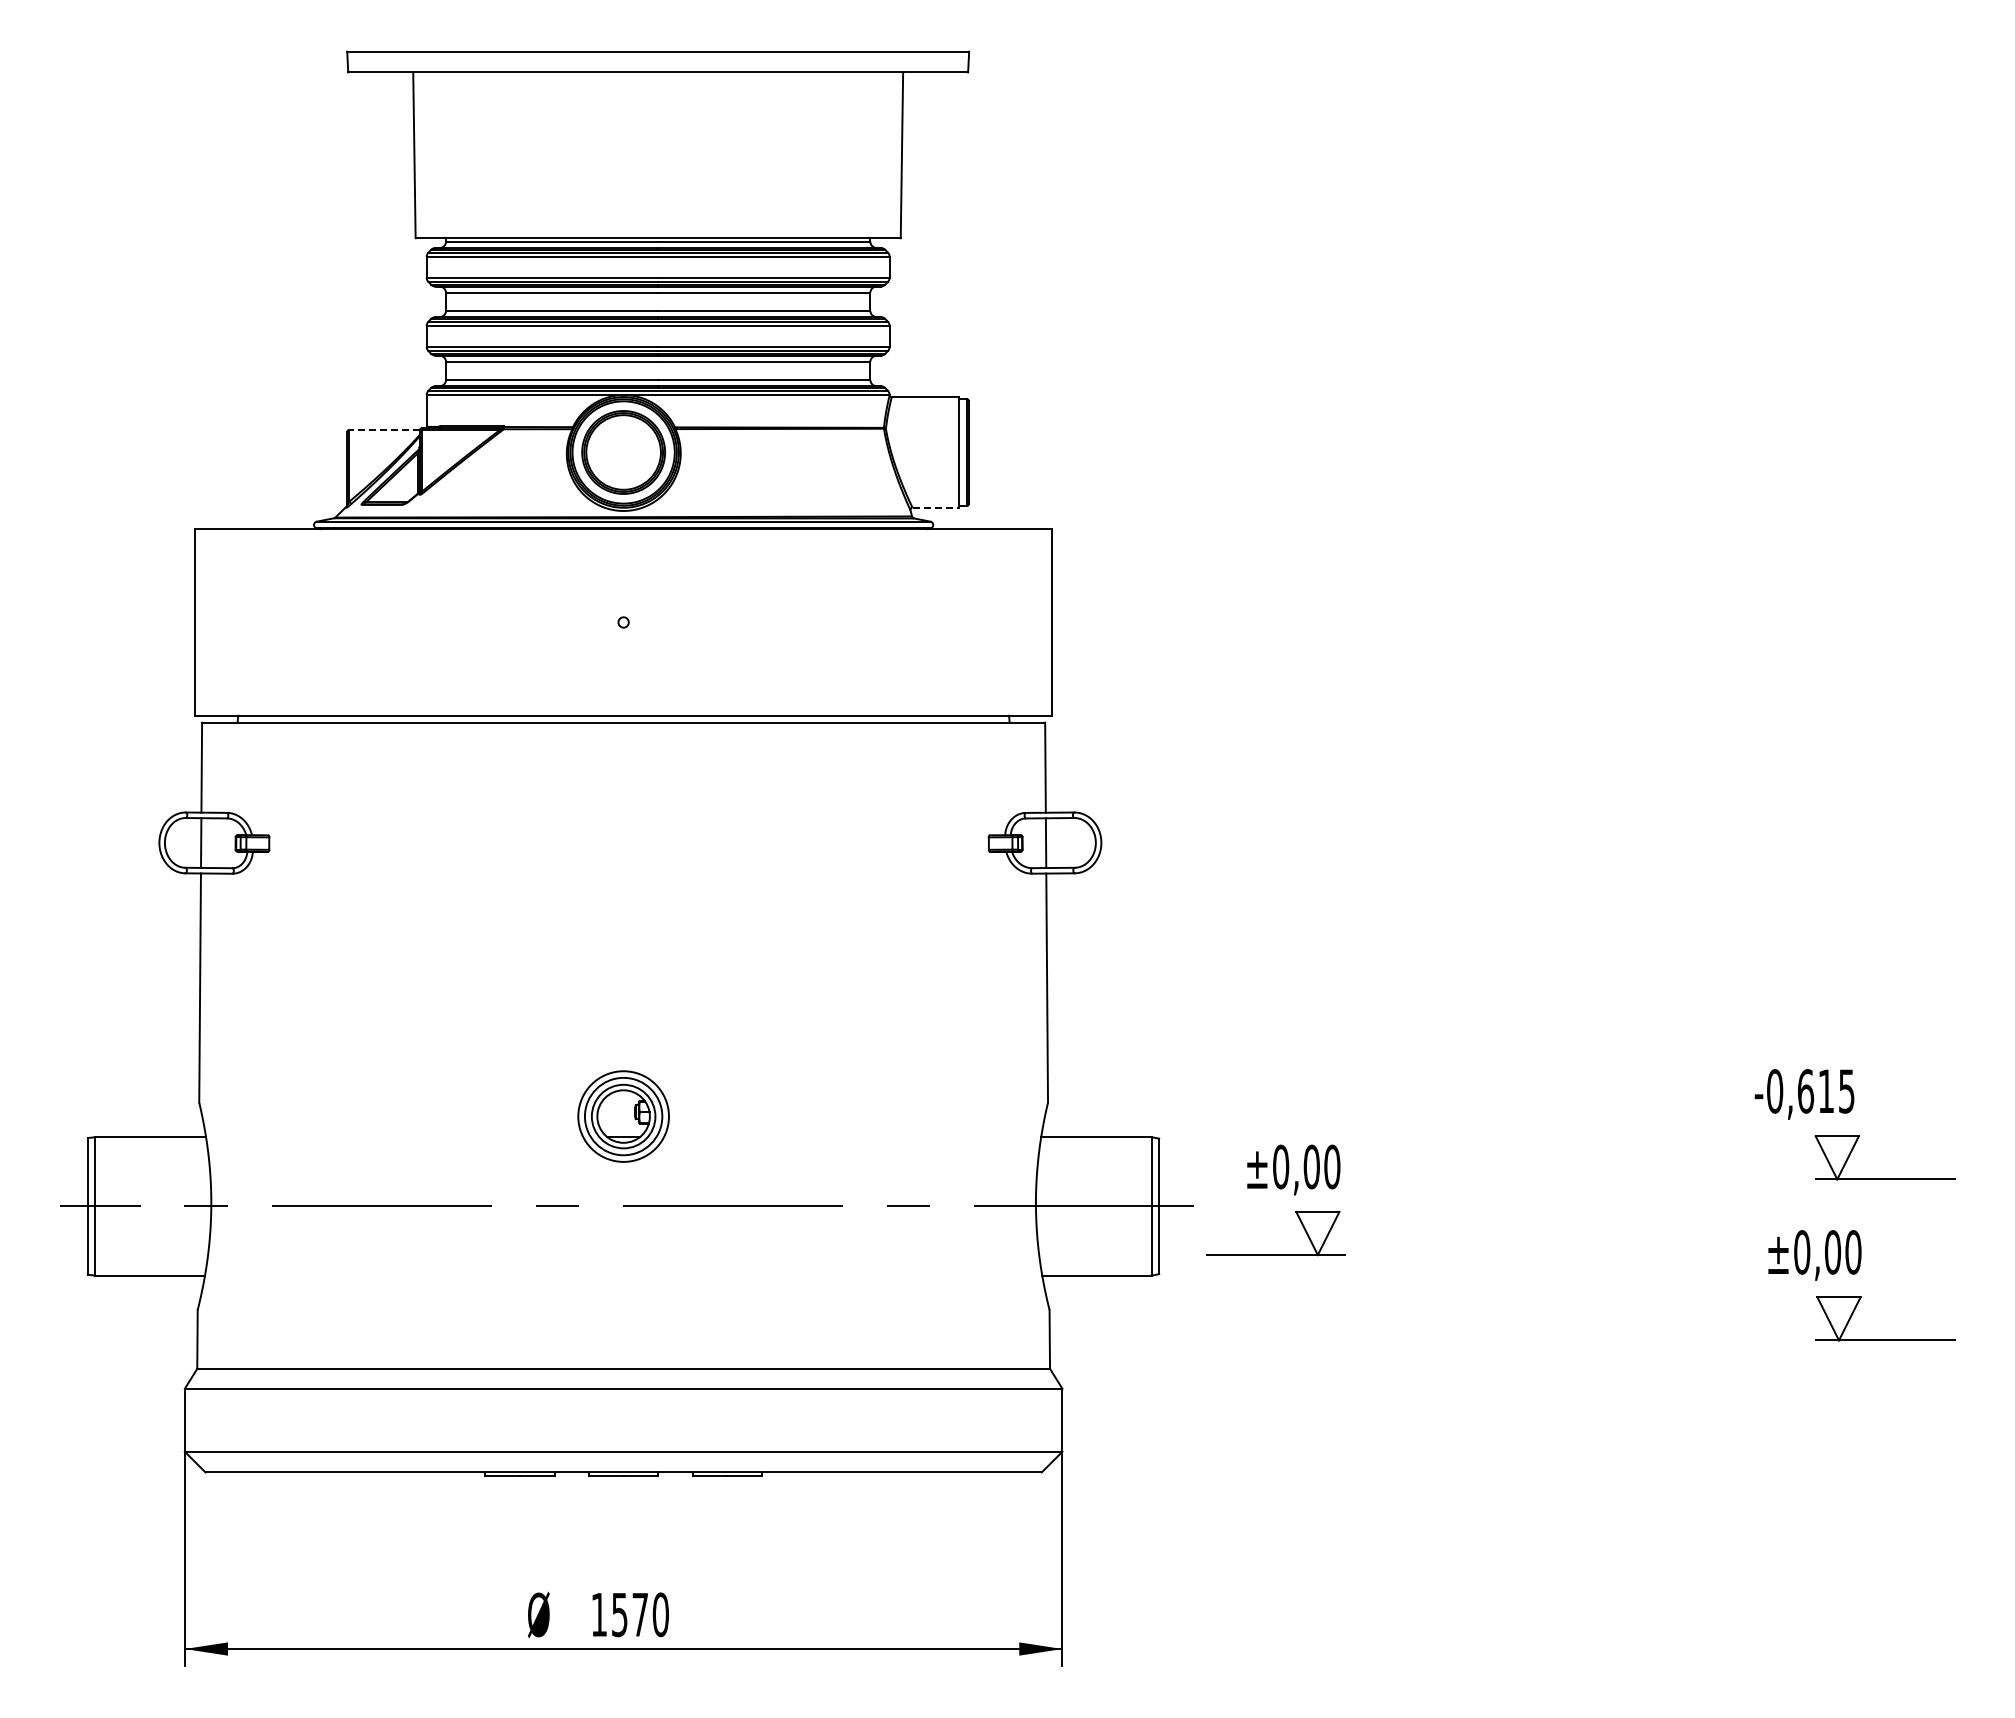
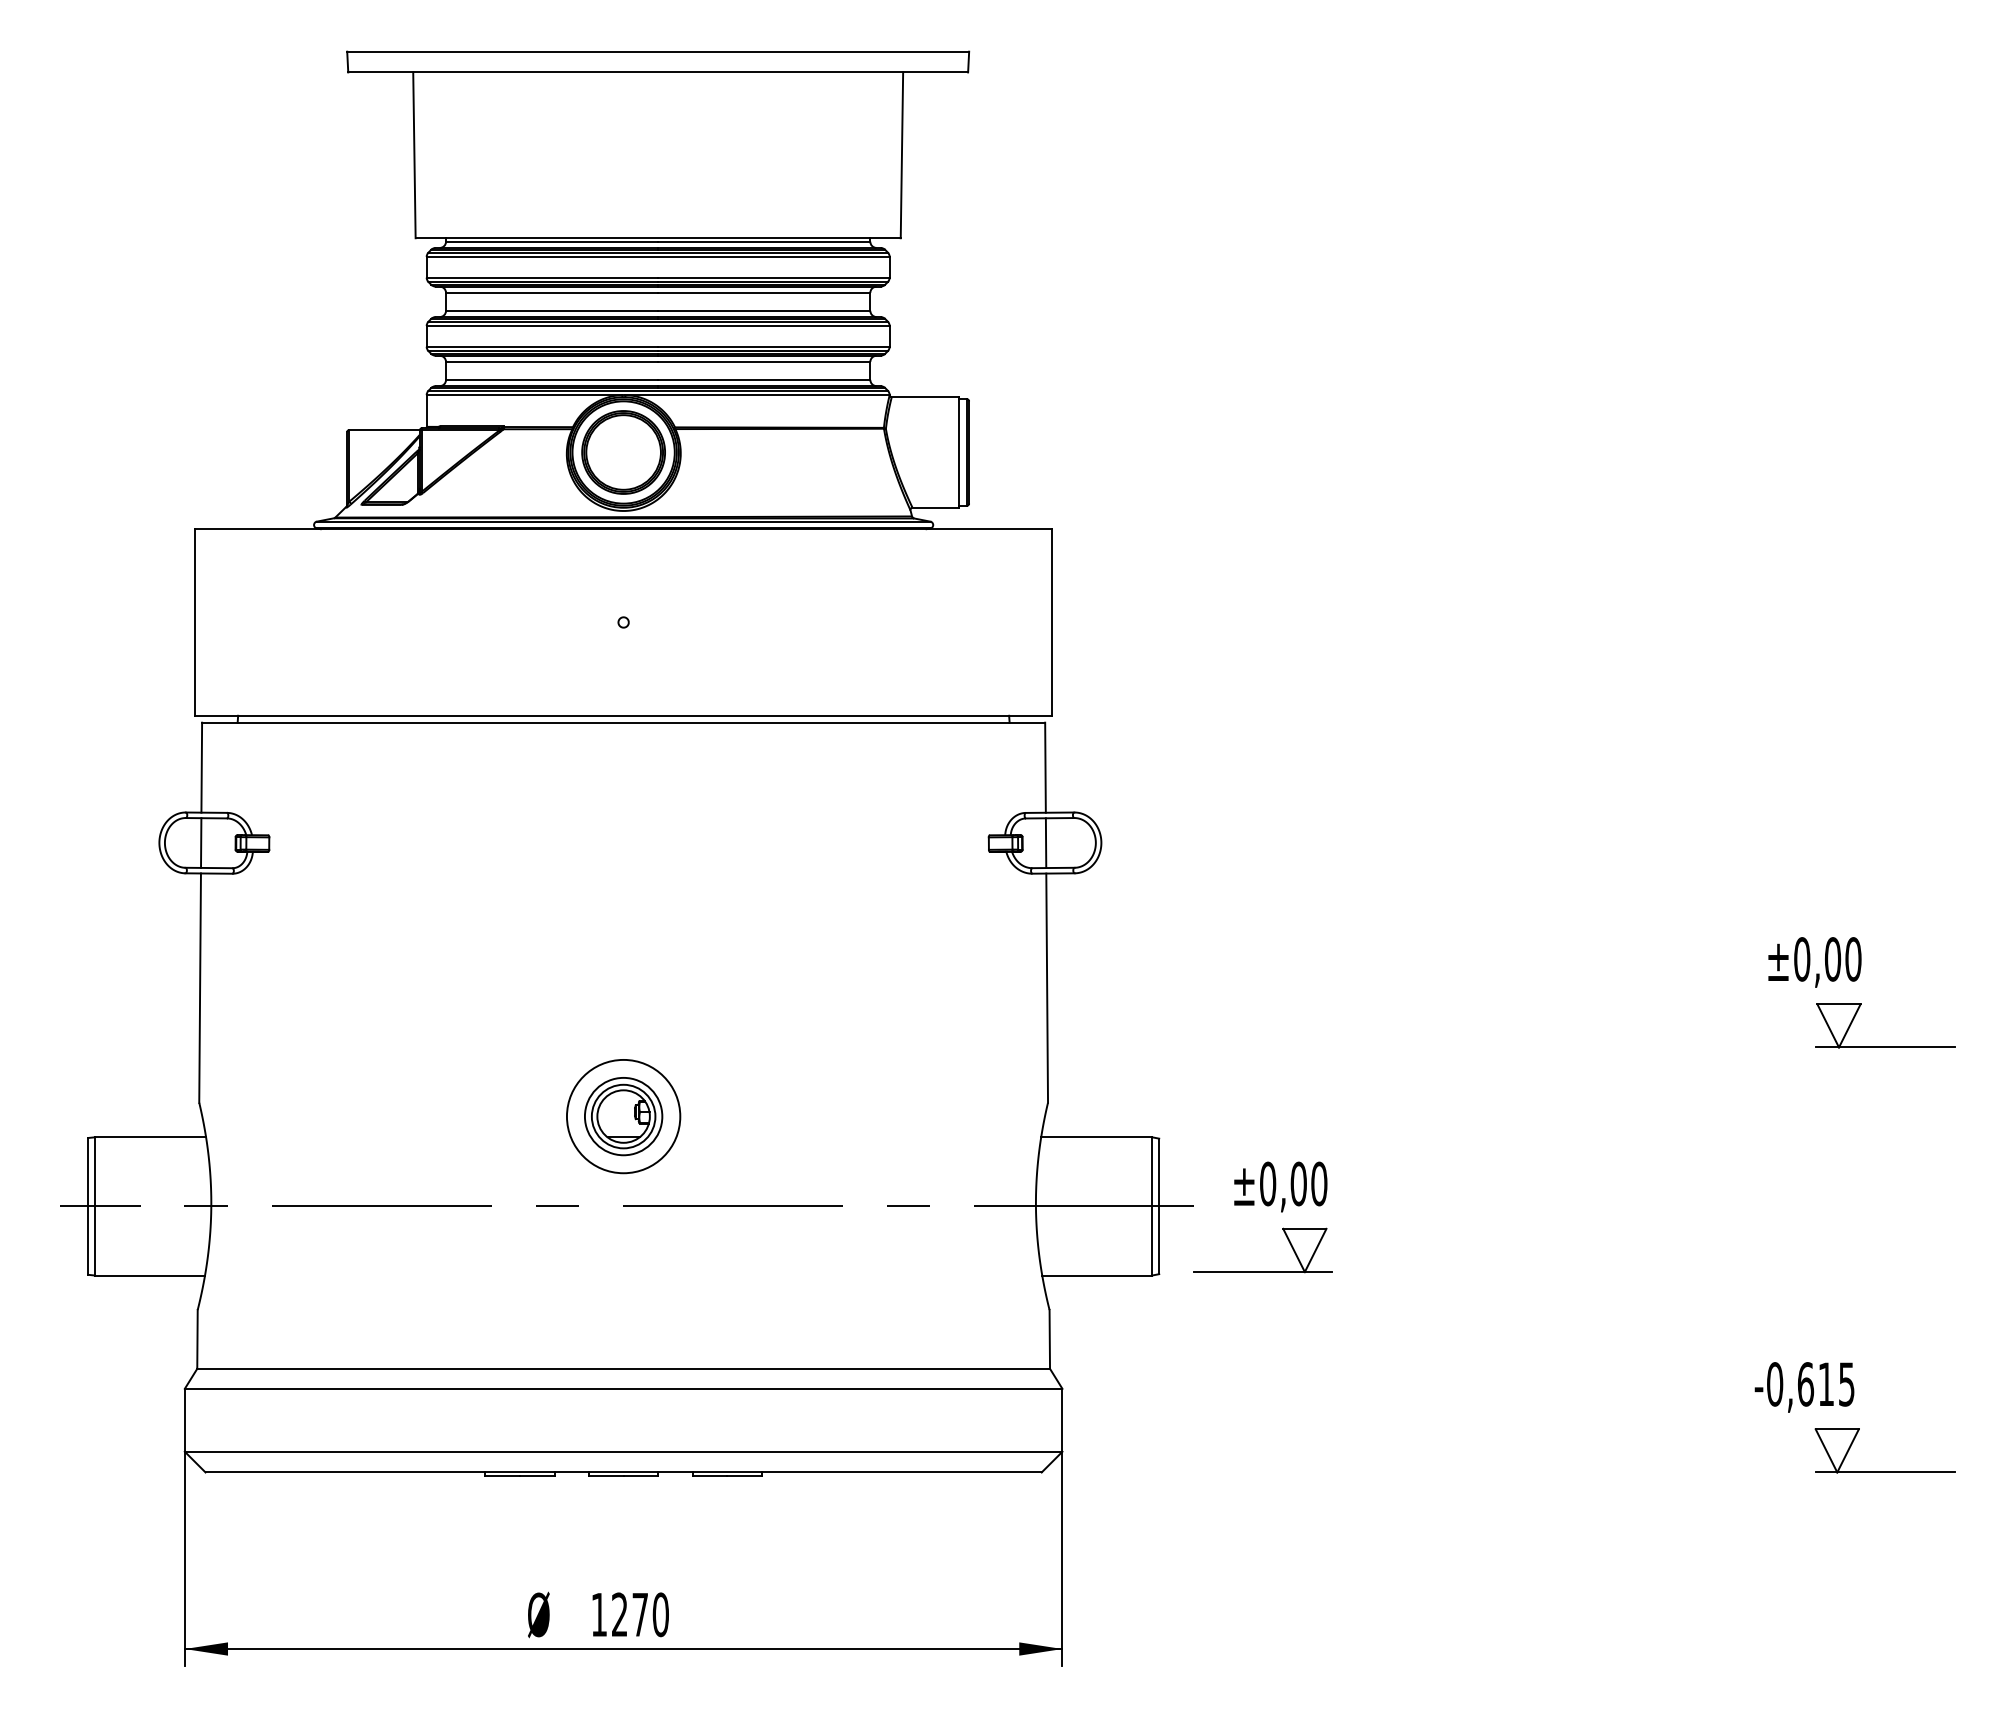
line: dashed -> solid (384, 430)
line: dashed -> solid (936, 507)
circle diameter: 91 px -> 113 px (623, 1116)
part position: (1854, 1135) -> (1854, 1428) (1854, 1428)
part position: (1280, 1189) -> (1267, 1206) (1267, 1206)
part position: (1861, 1296) -> (1861, 1003) (1861, 1003)
text: 1570 -> 1270 (619, 1614)
